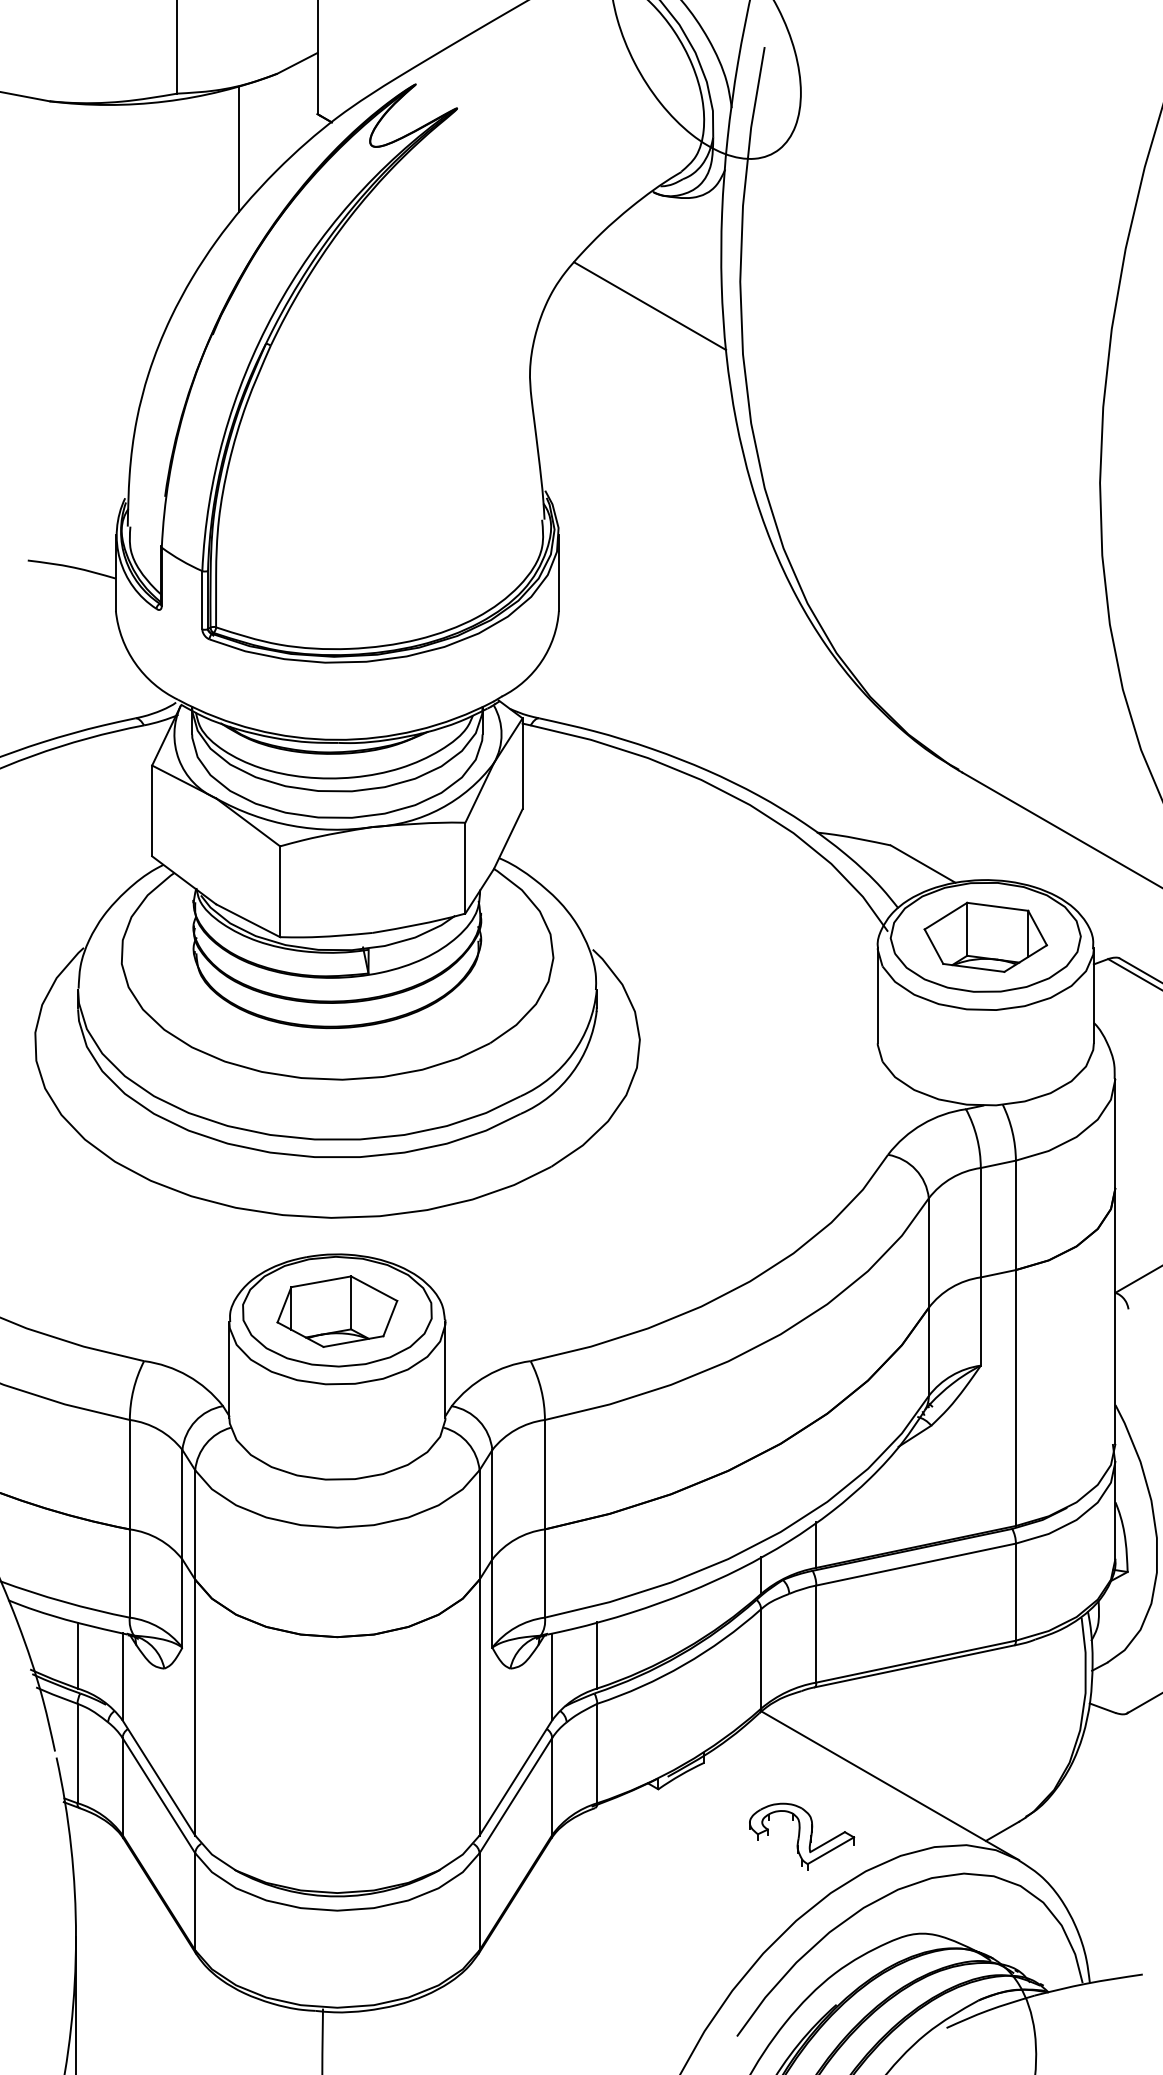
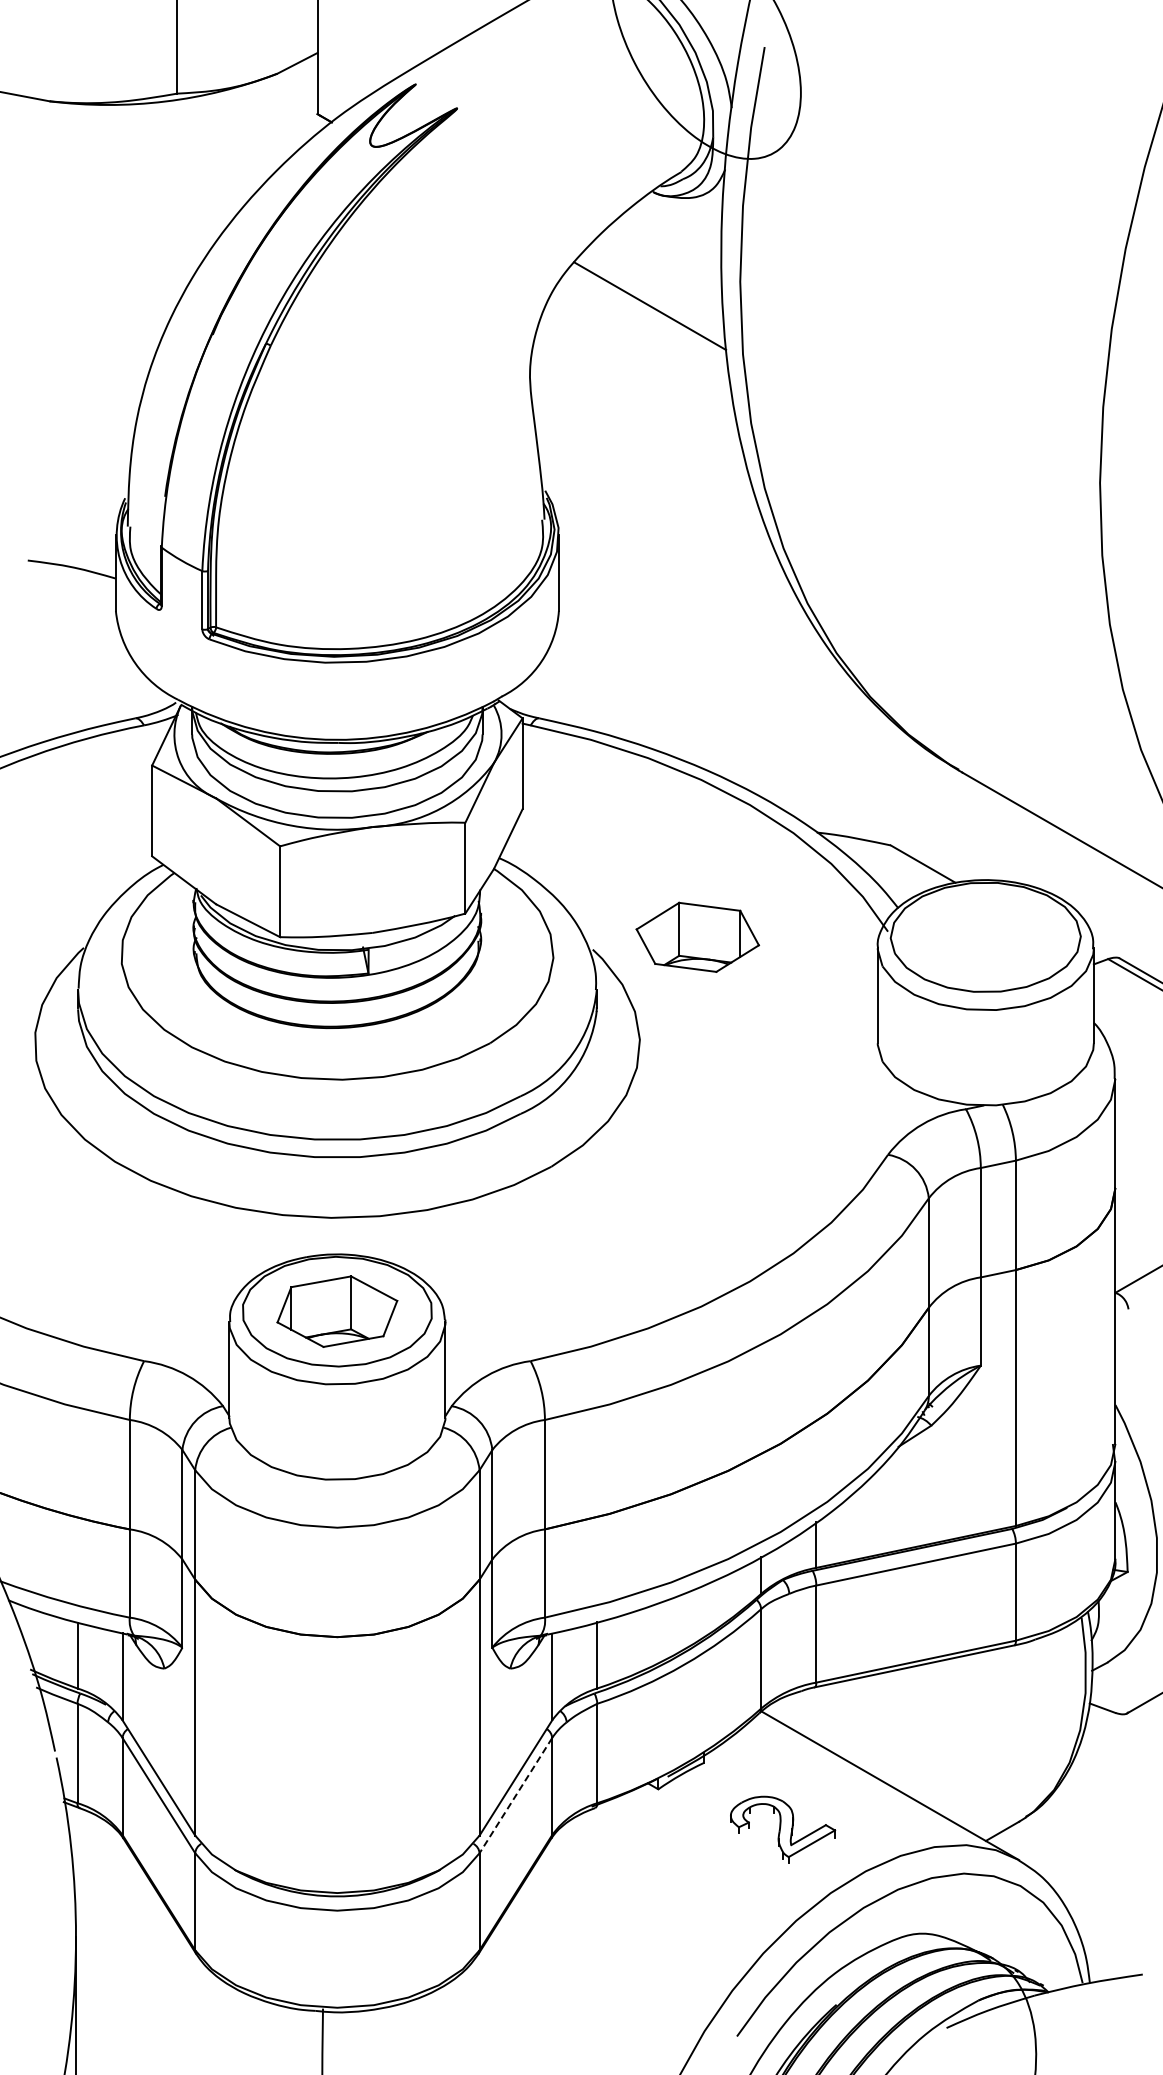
line: present -> none (239, 149)
part position: (985, 936) -> (697, 936) (697, 936)
line: solid -> dashed (515, 1796)
part position: (802, 1836) -> (783, 1829) (783, 1829)
